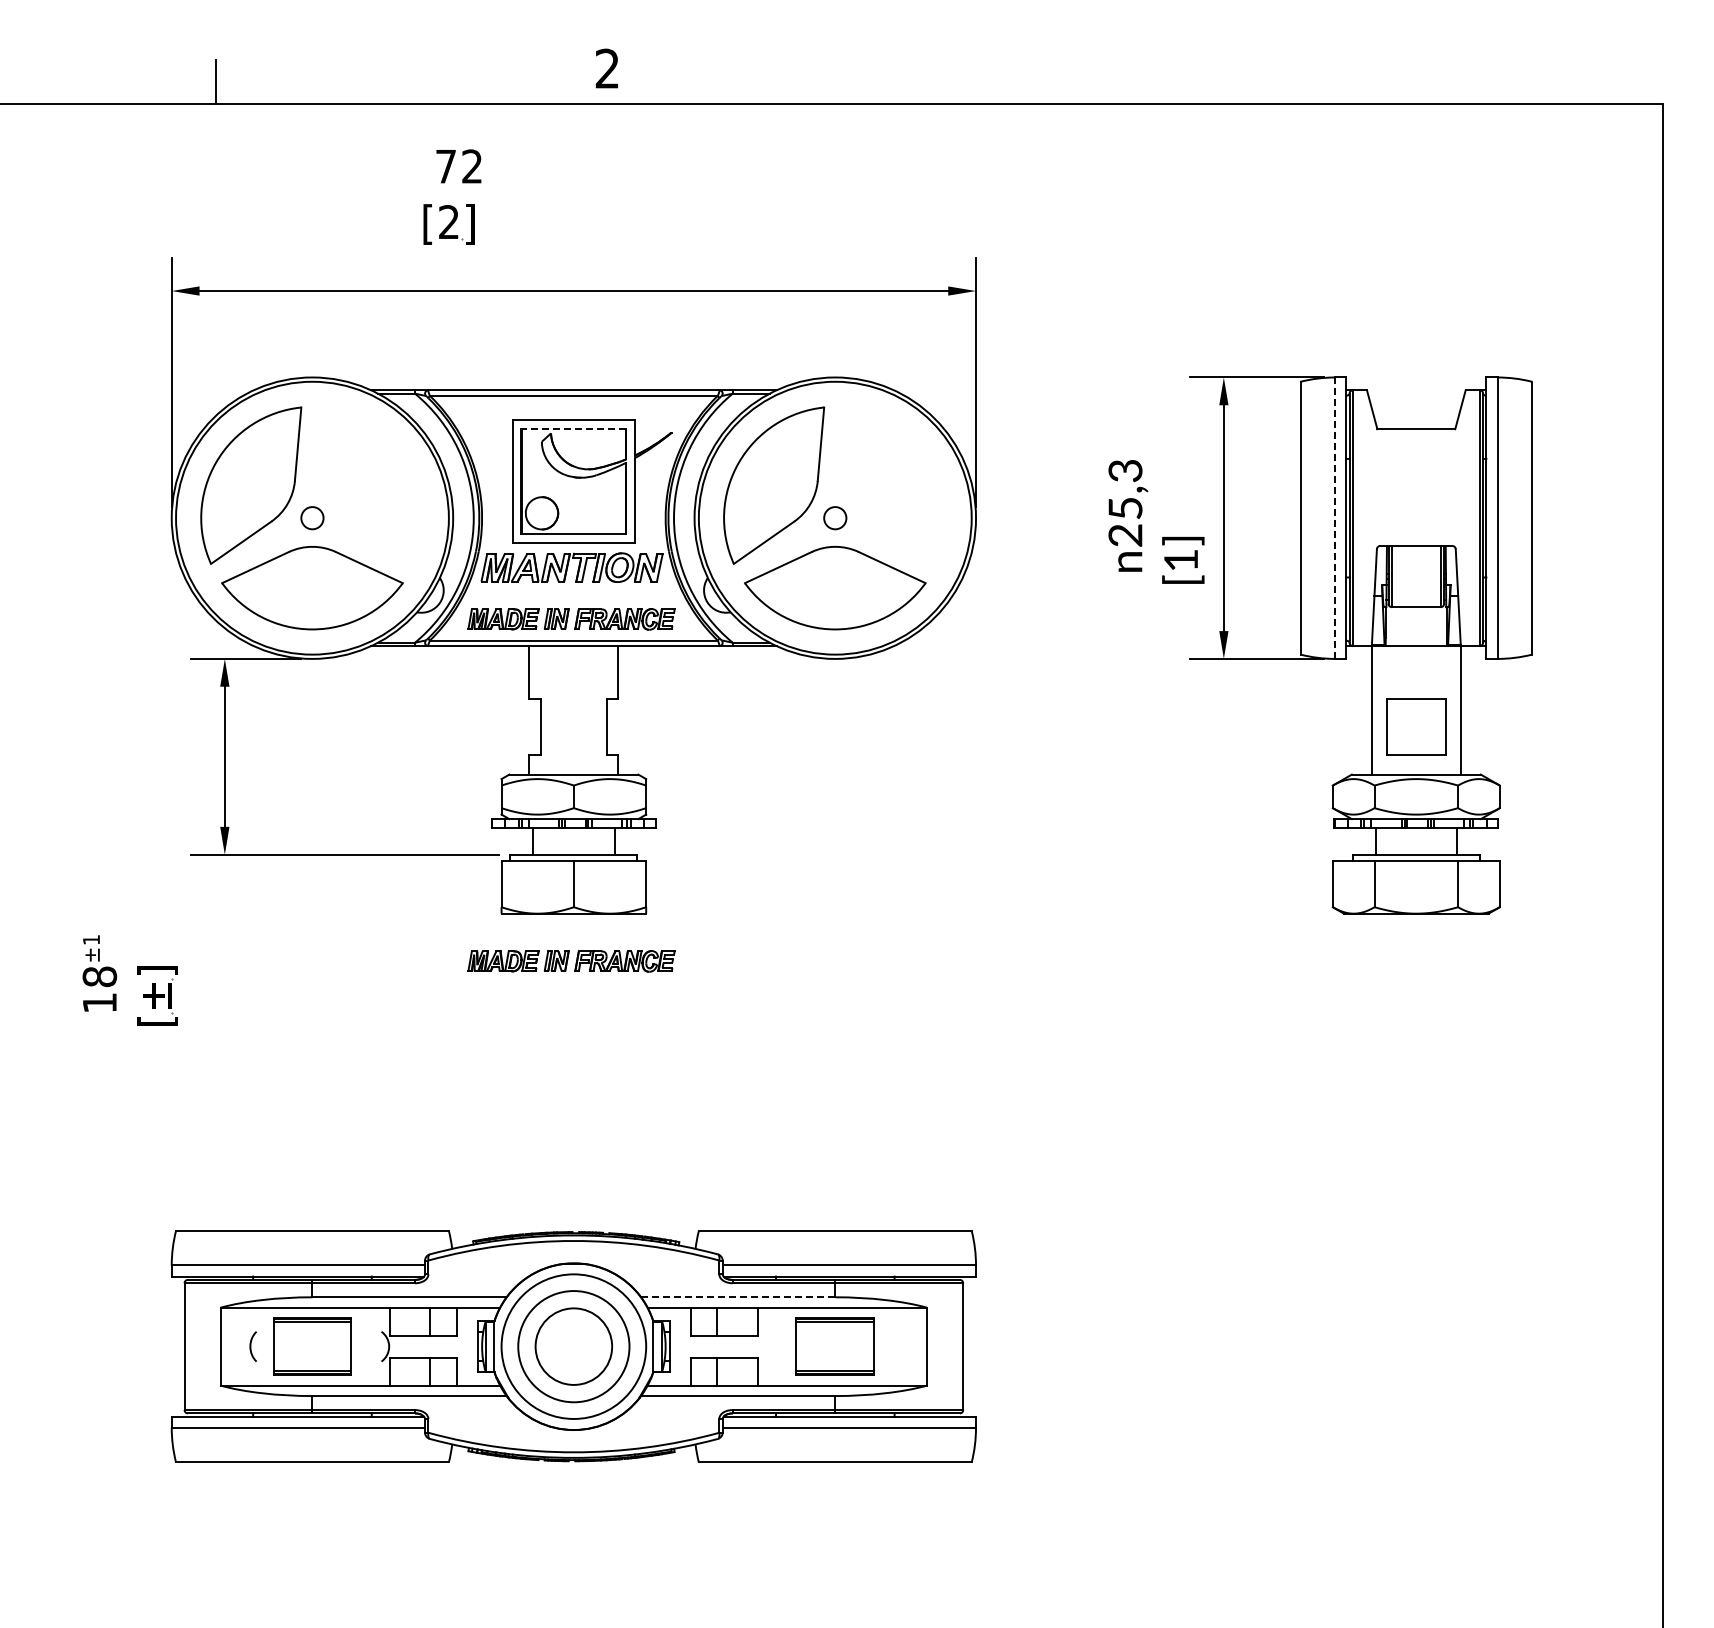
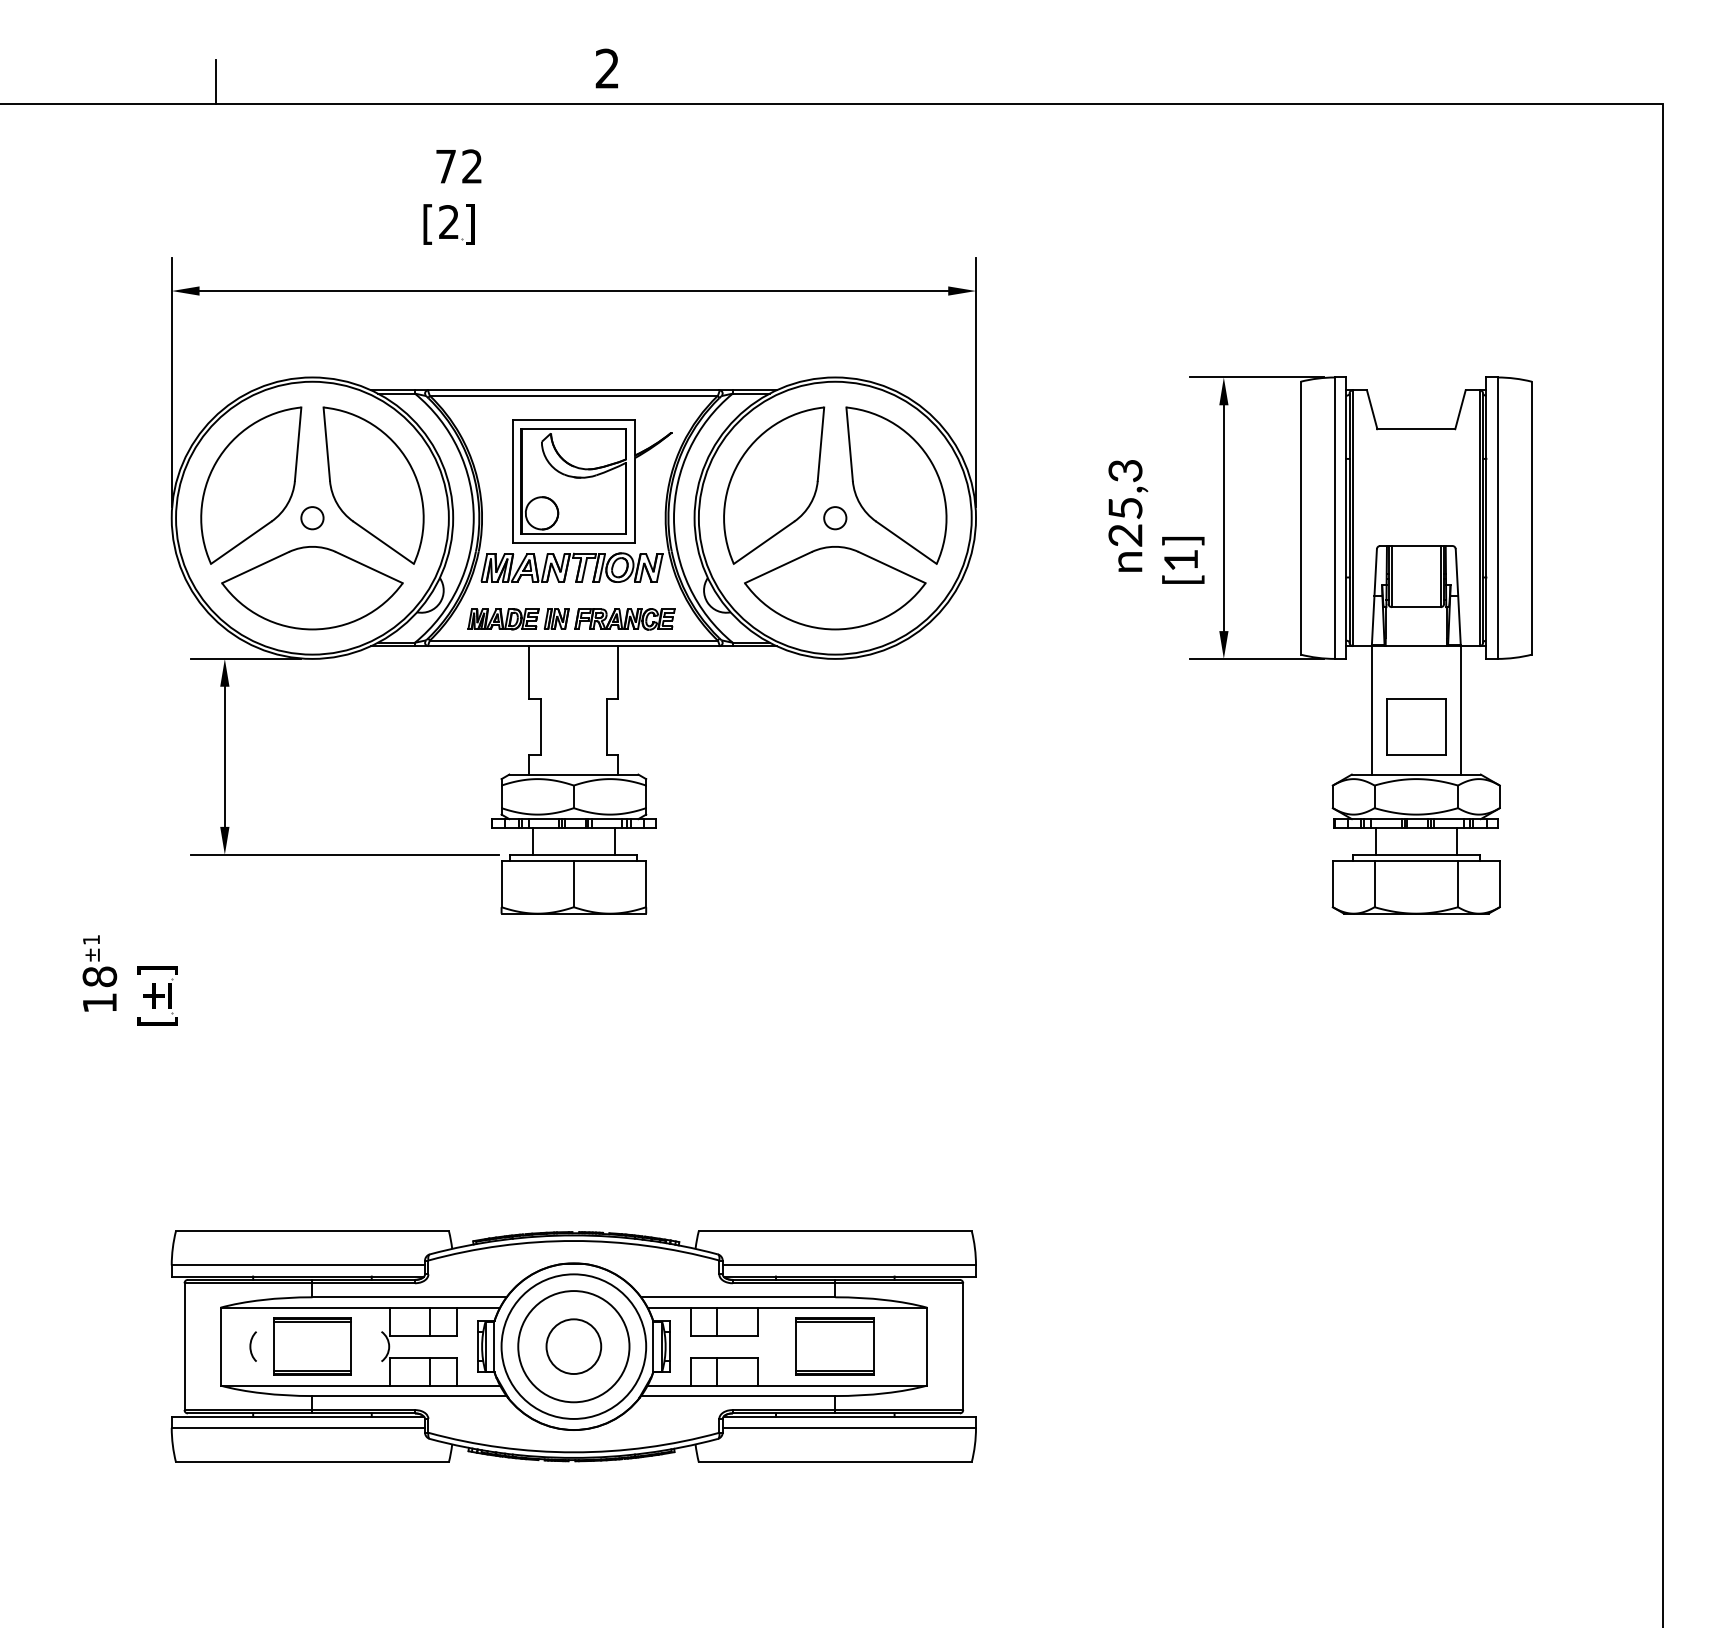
line: dashed -> solid (573, 429)
part: none -> present (373, 485)
part: none -> present (896, 485)
line: dashed -> solid (1335, 518)
part: present -> none (571, 961)
line: dashed -> solid (737, 1297)
circle diameter: 77 px -> 55 px (573, 1346)
